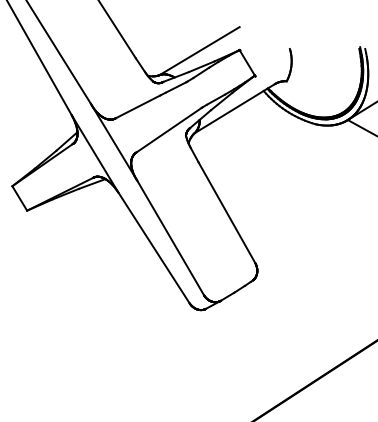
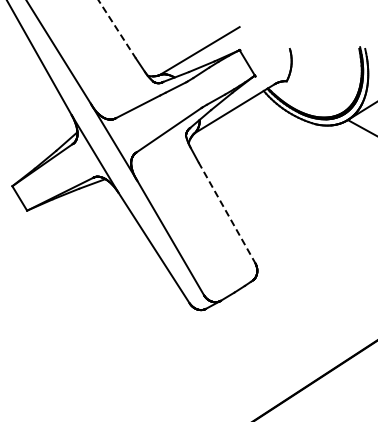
line: solid -> dashed (117, 29)
line: solid -> dashed (226, 212)
